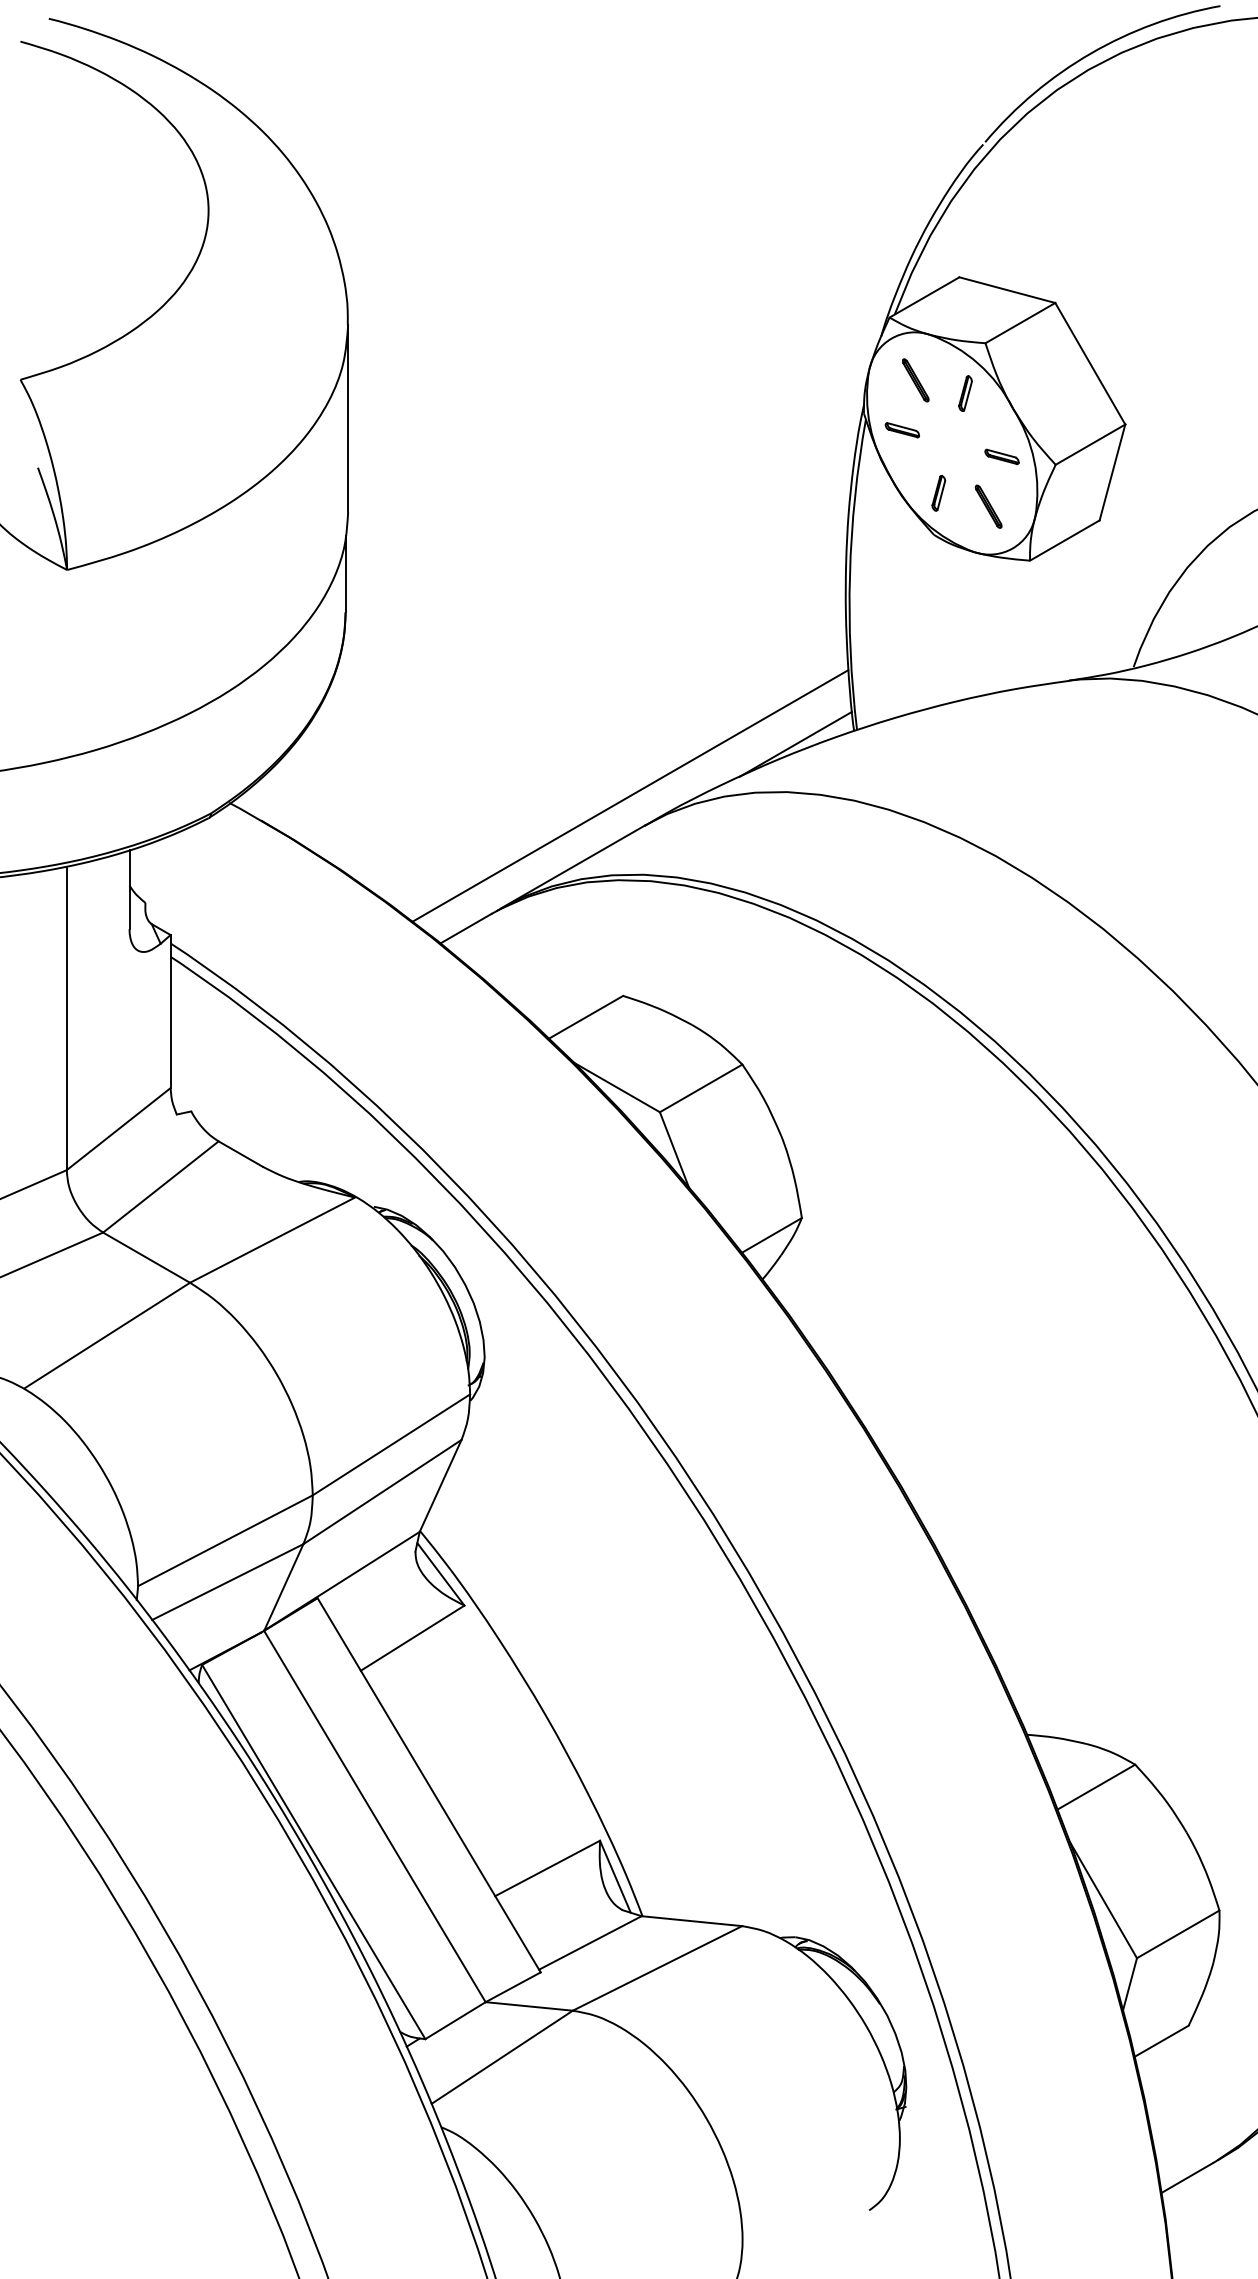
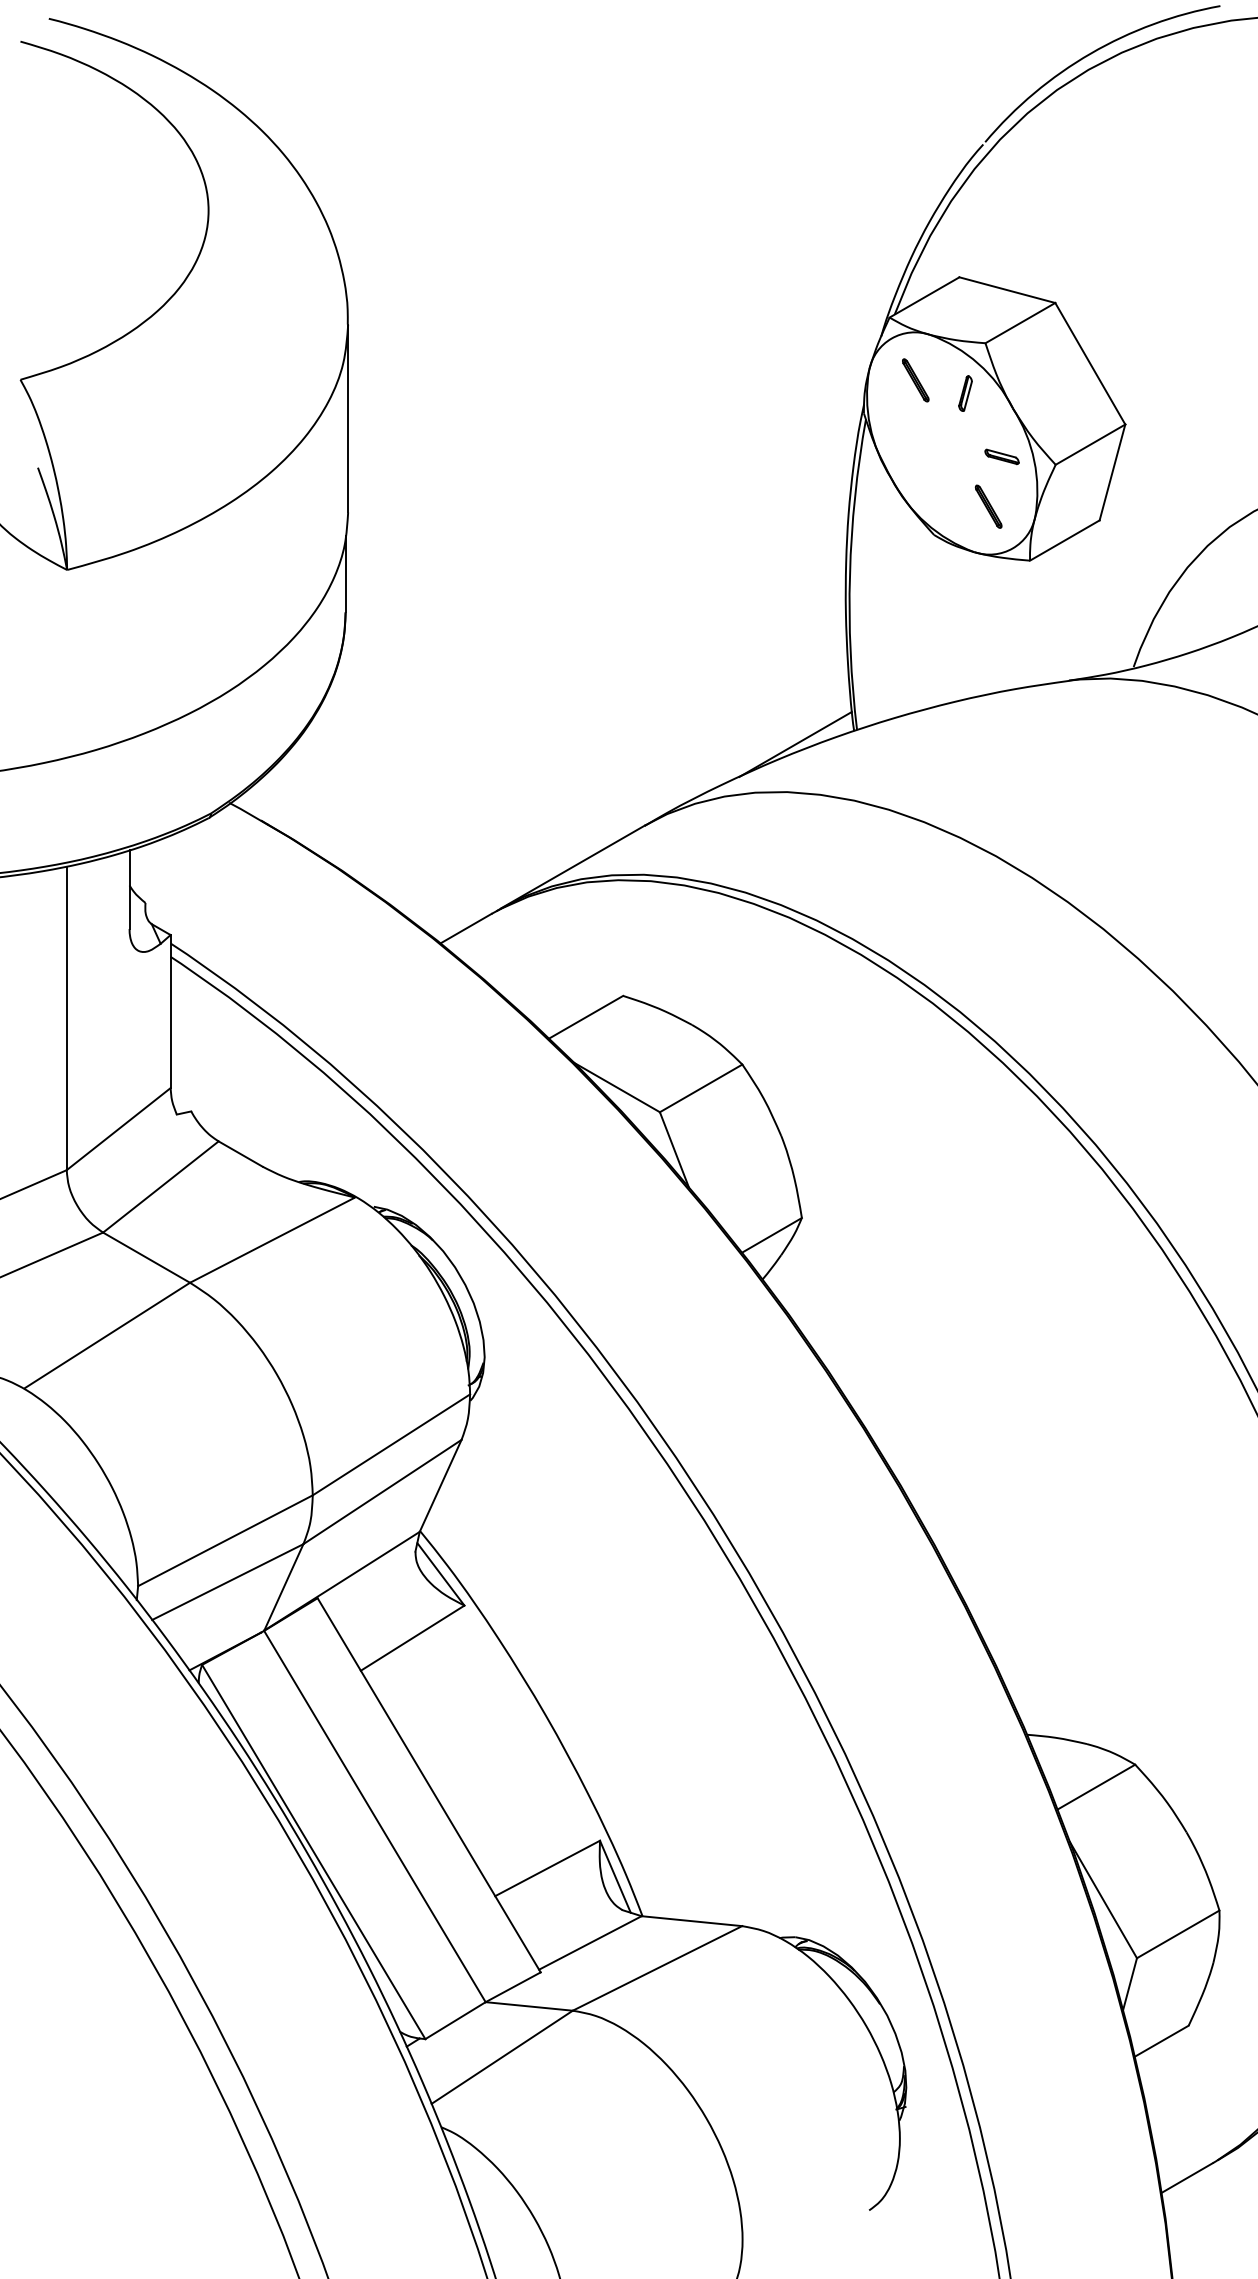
part: present -> none (901, 430)
part: present -> none (938, 493)
line: present -> none (630, 795)
